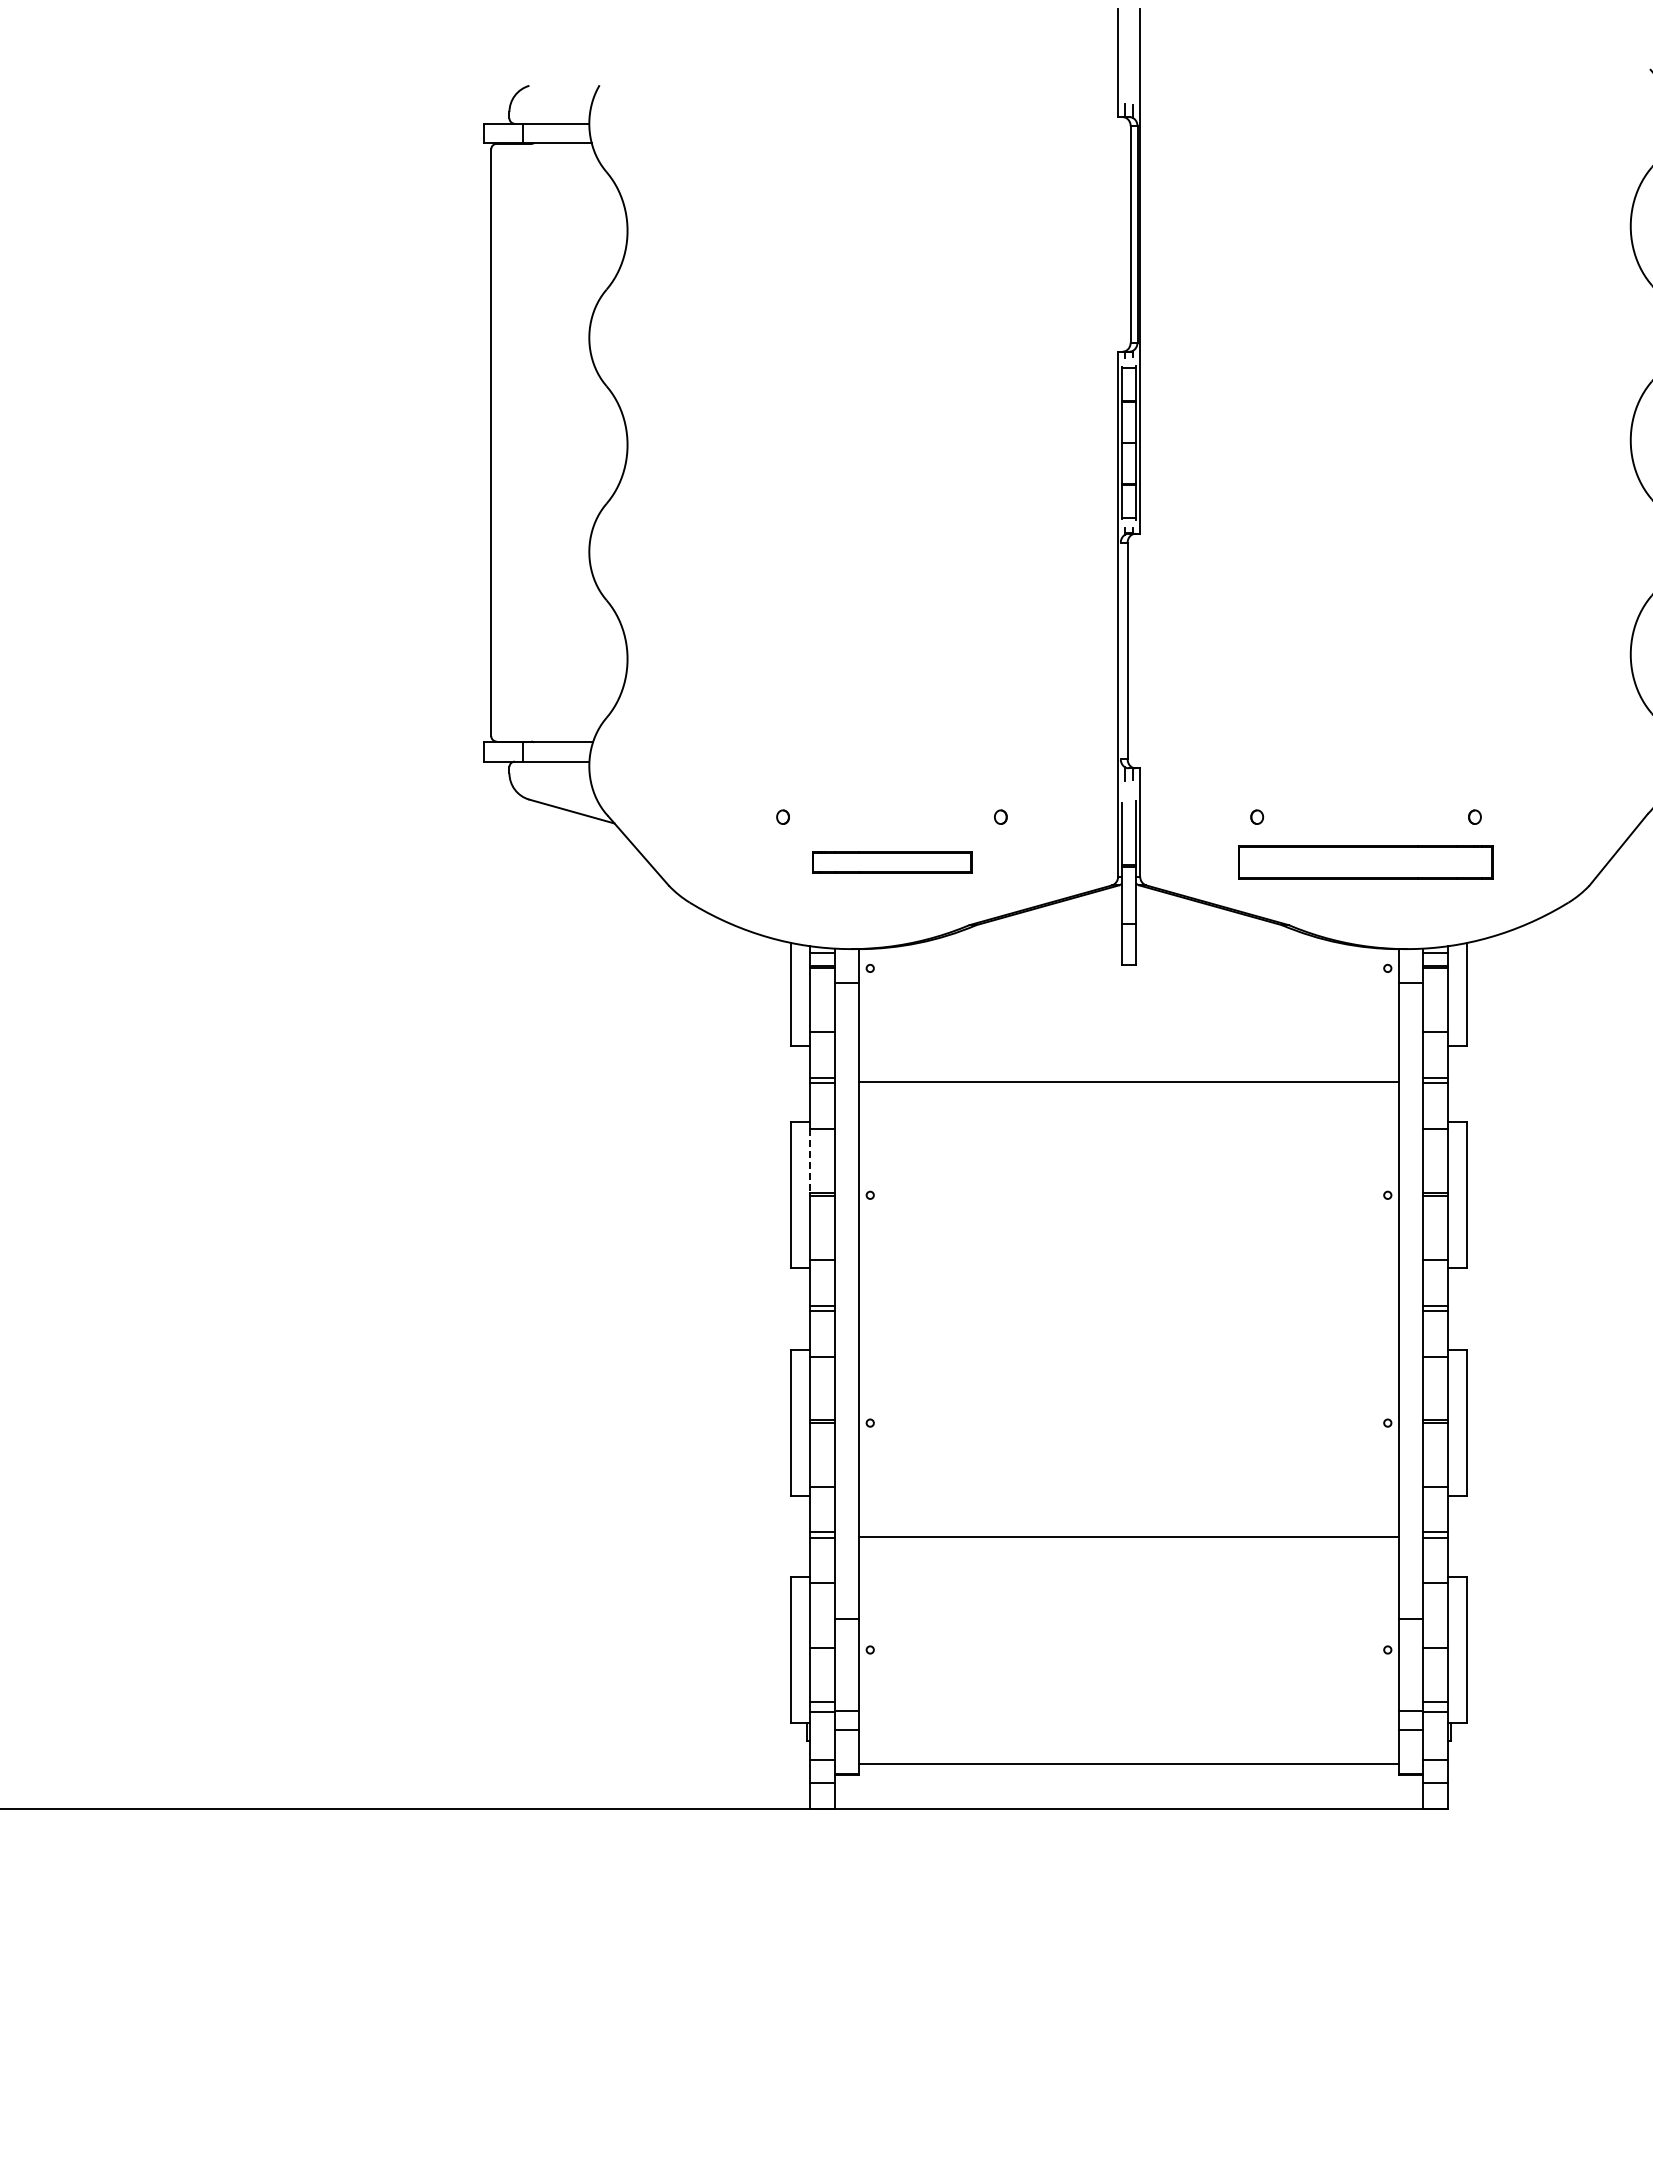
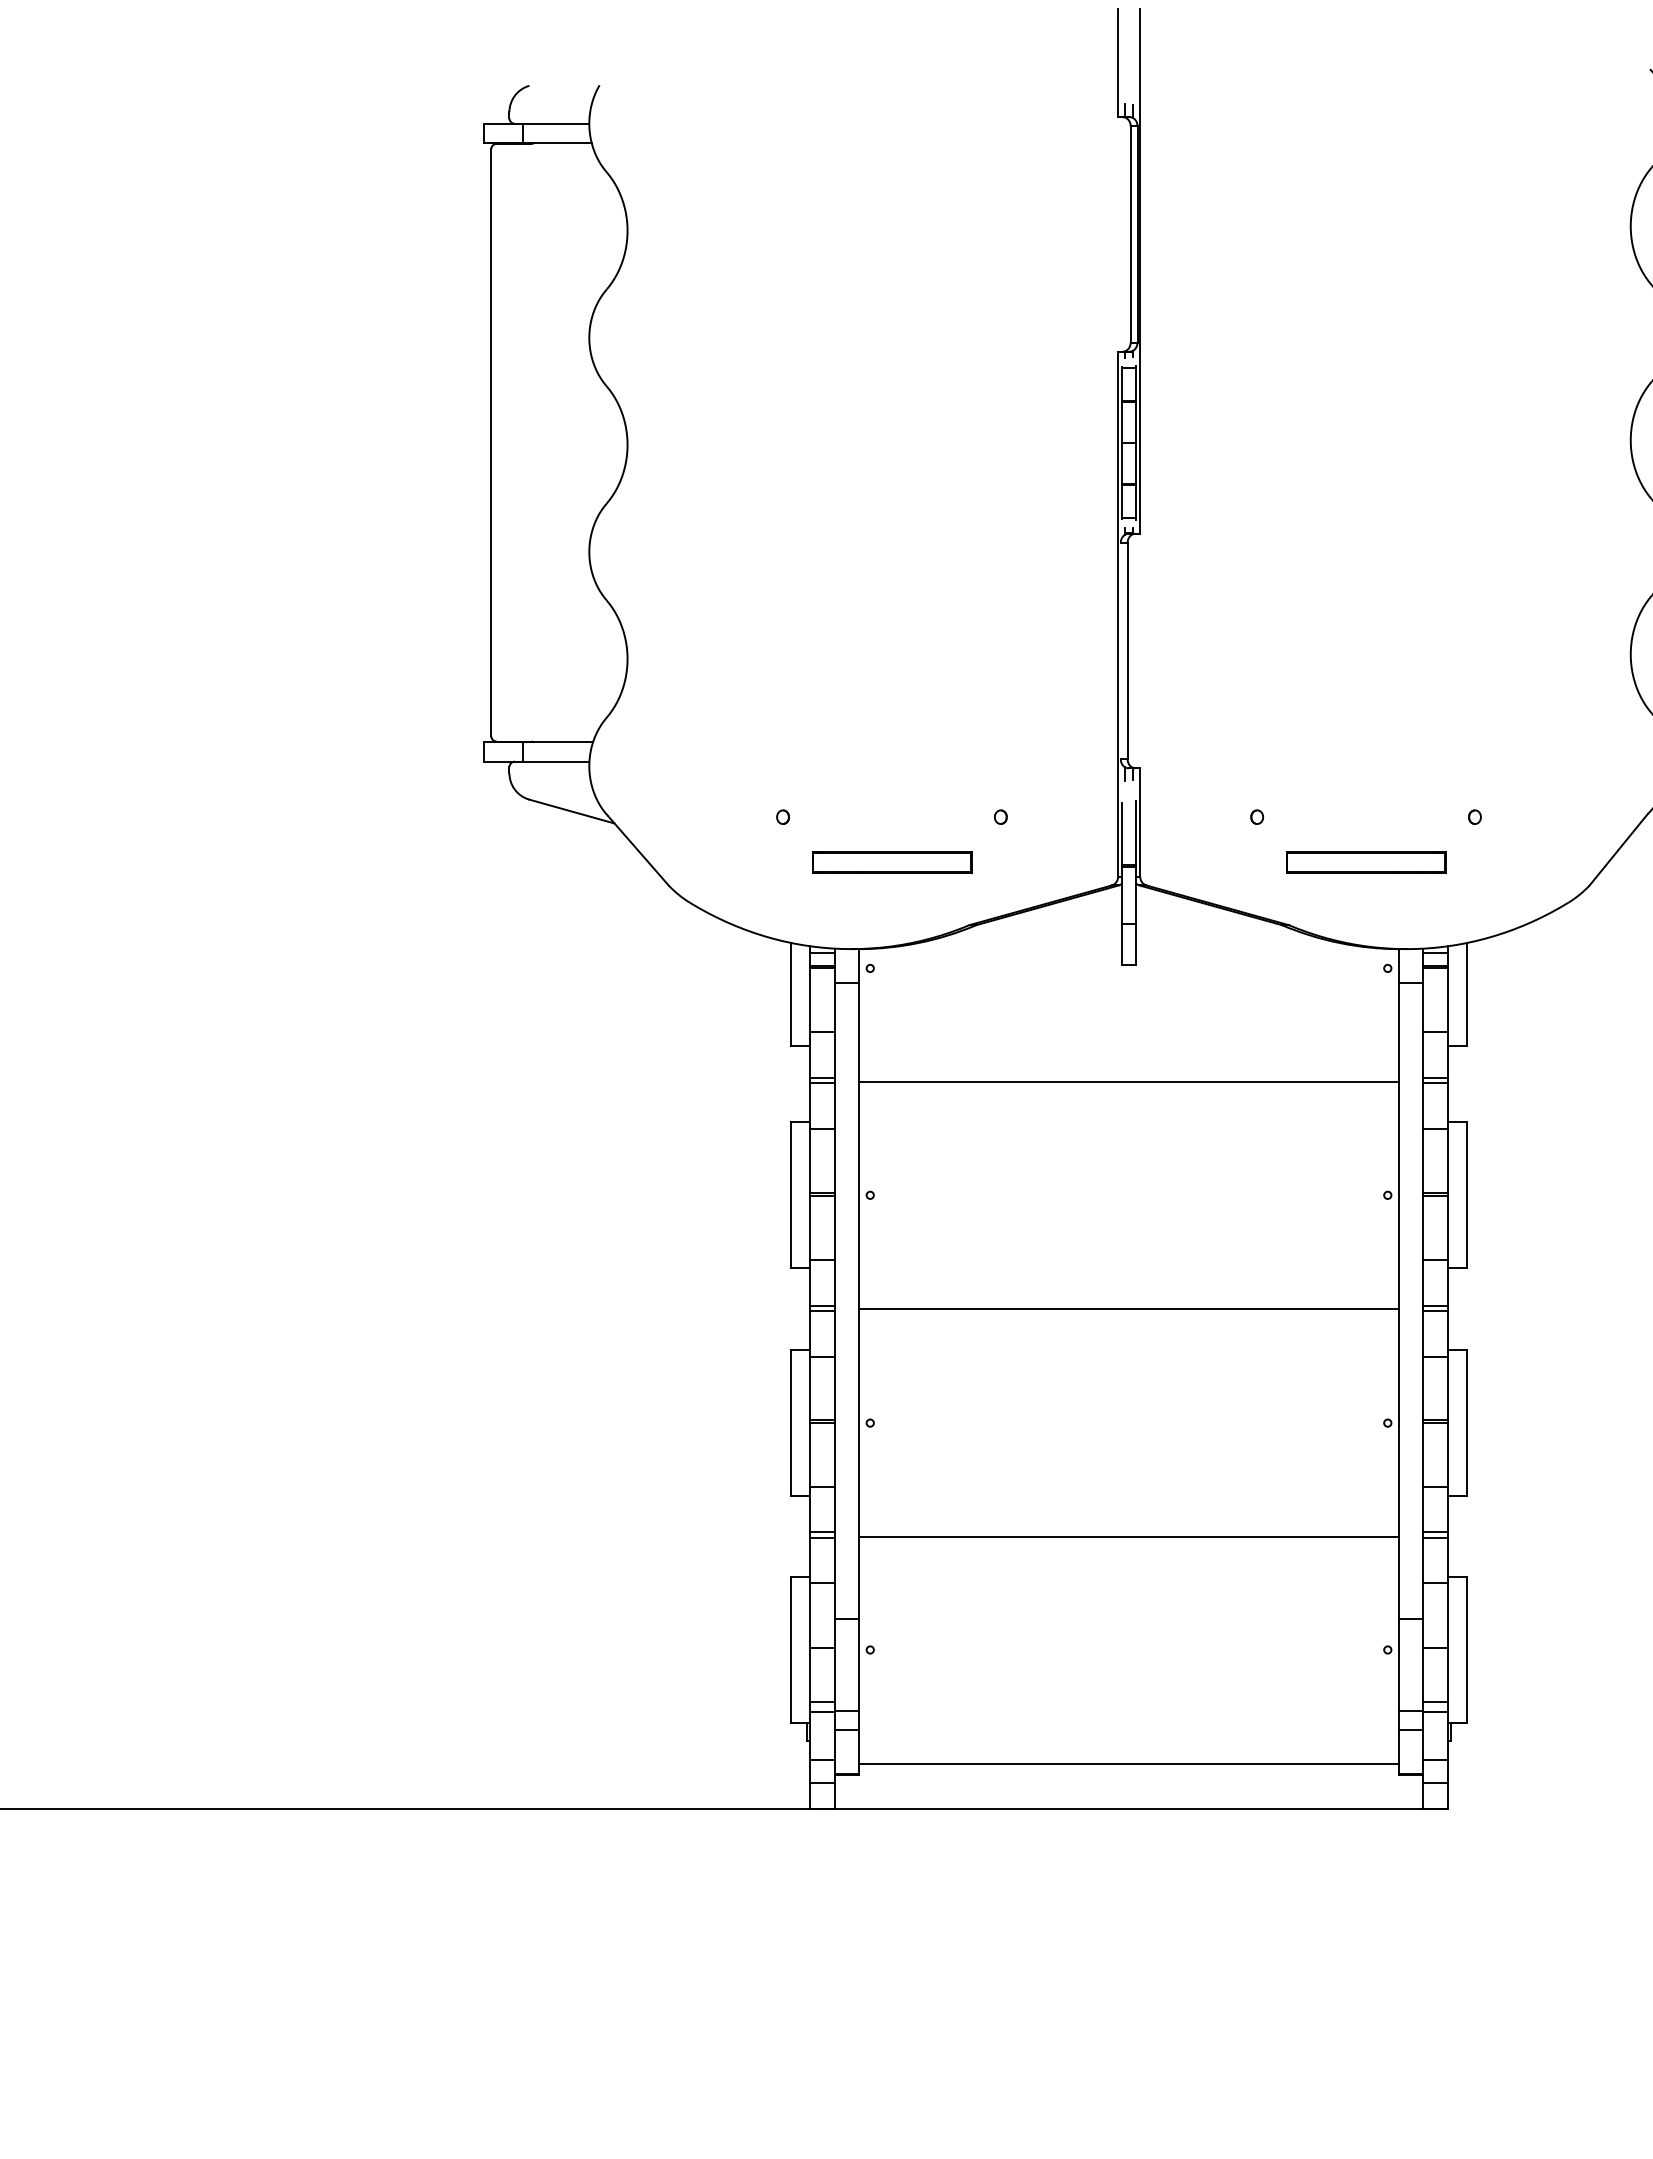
part size: 256x35 px -> 161x23 px (1366, 862)
line: dashed -> solid (810, 1160)
line: none -> present (1128, 1309)
